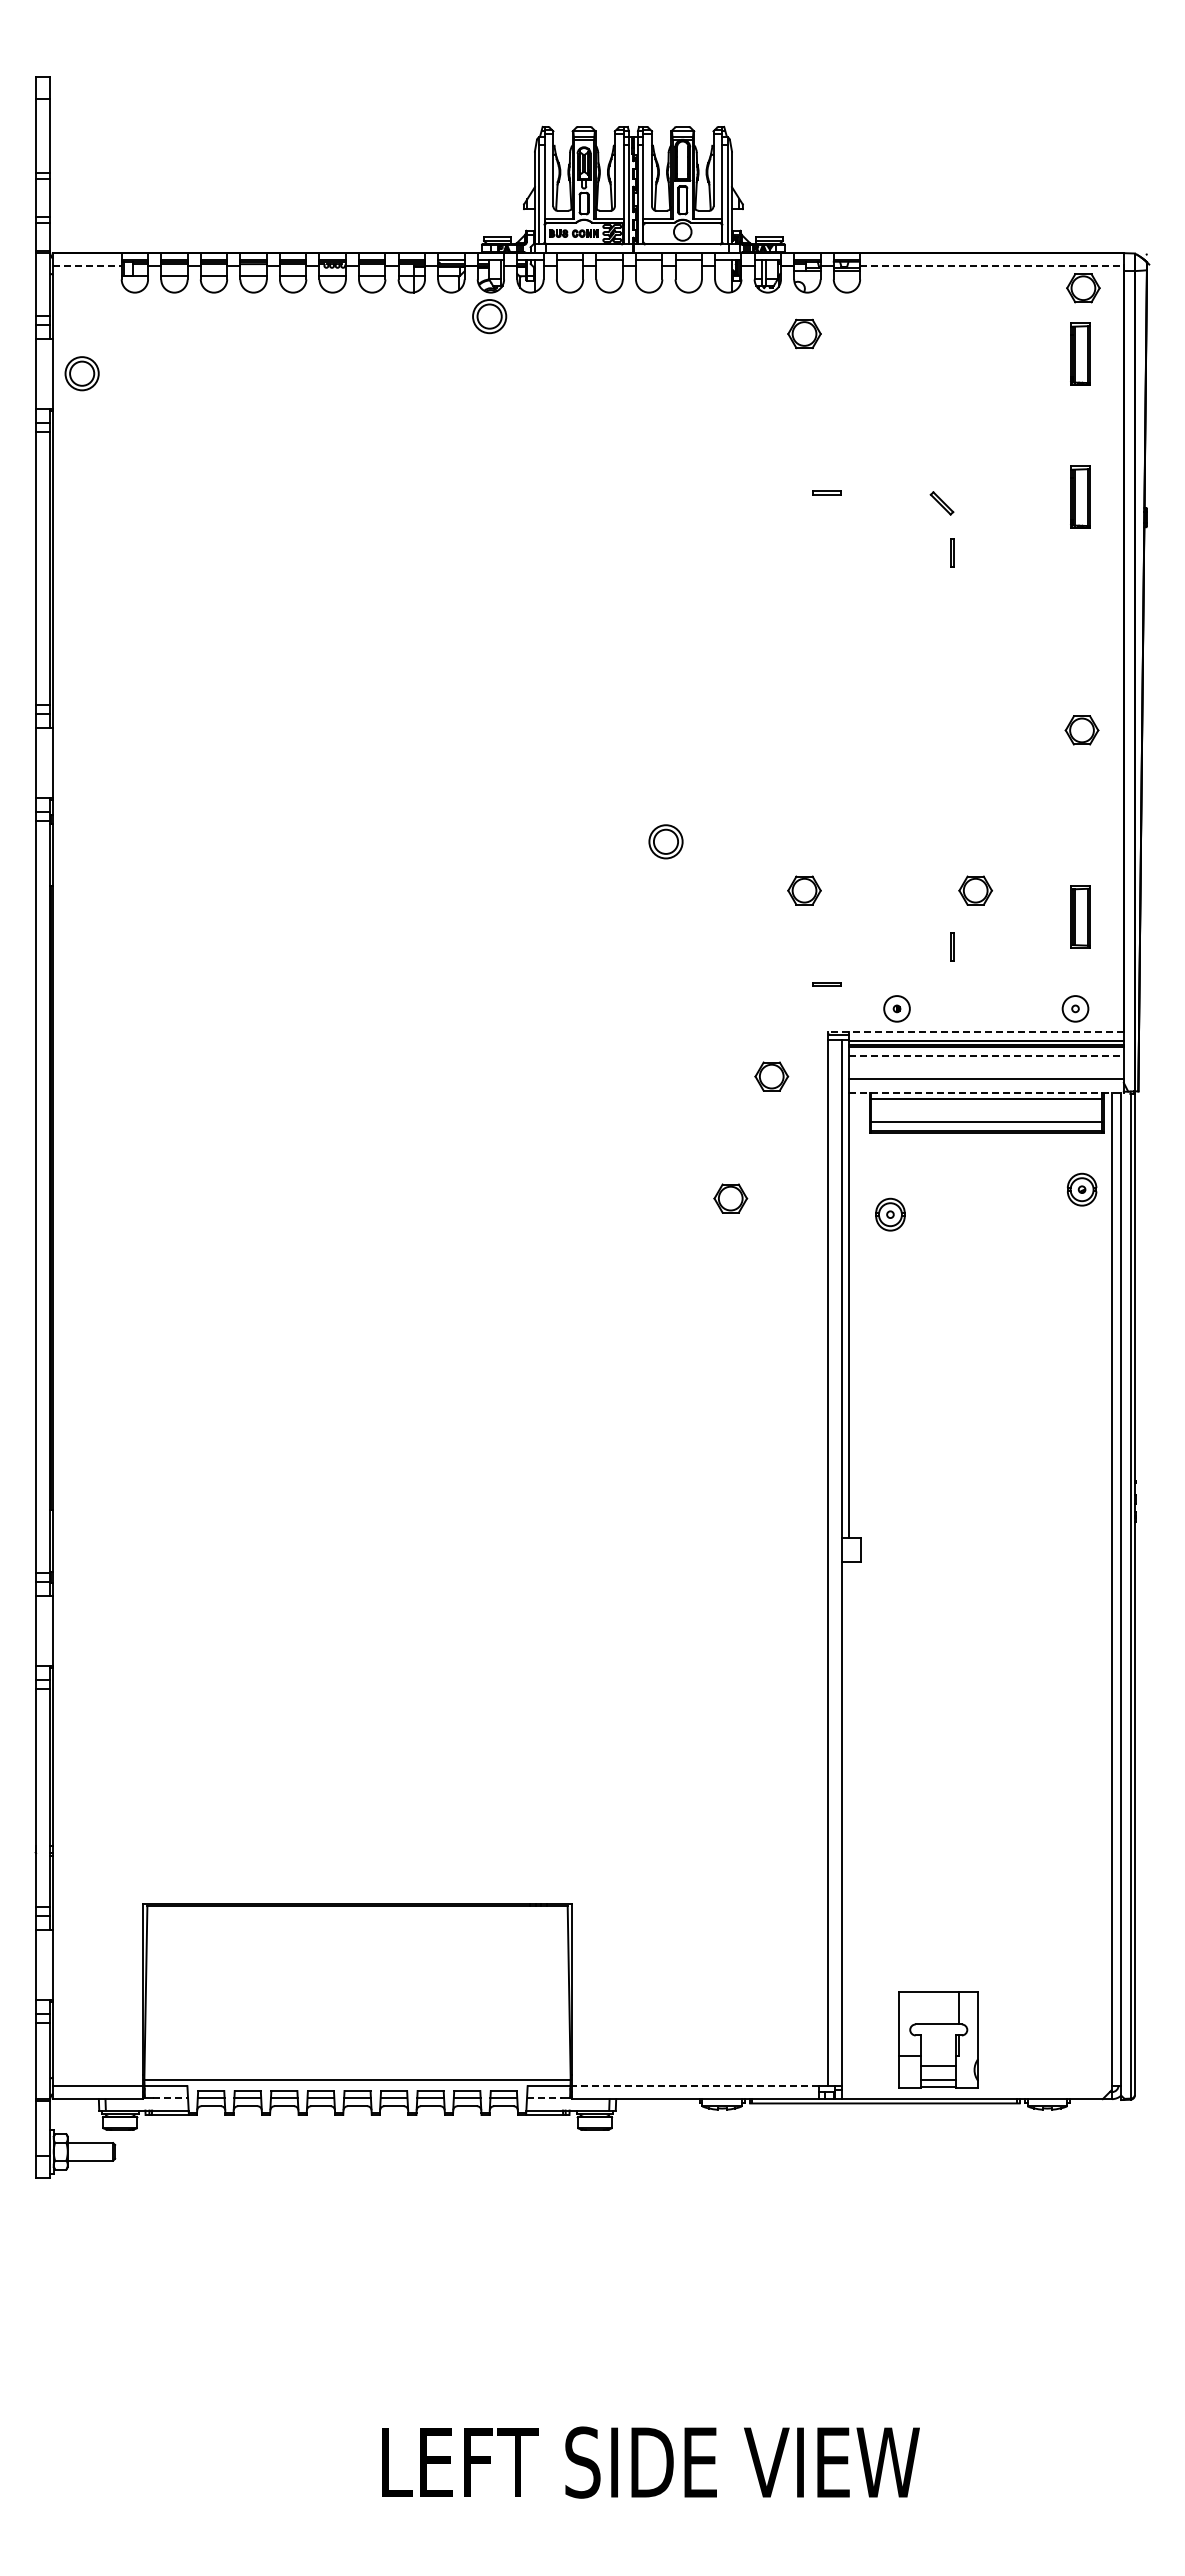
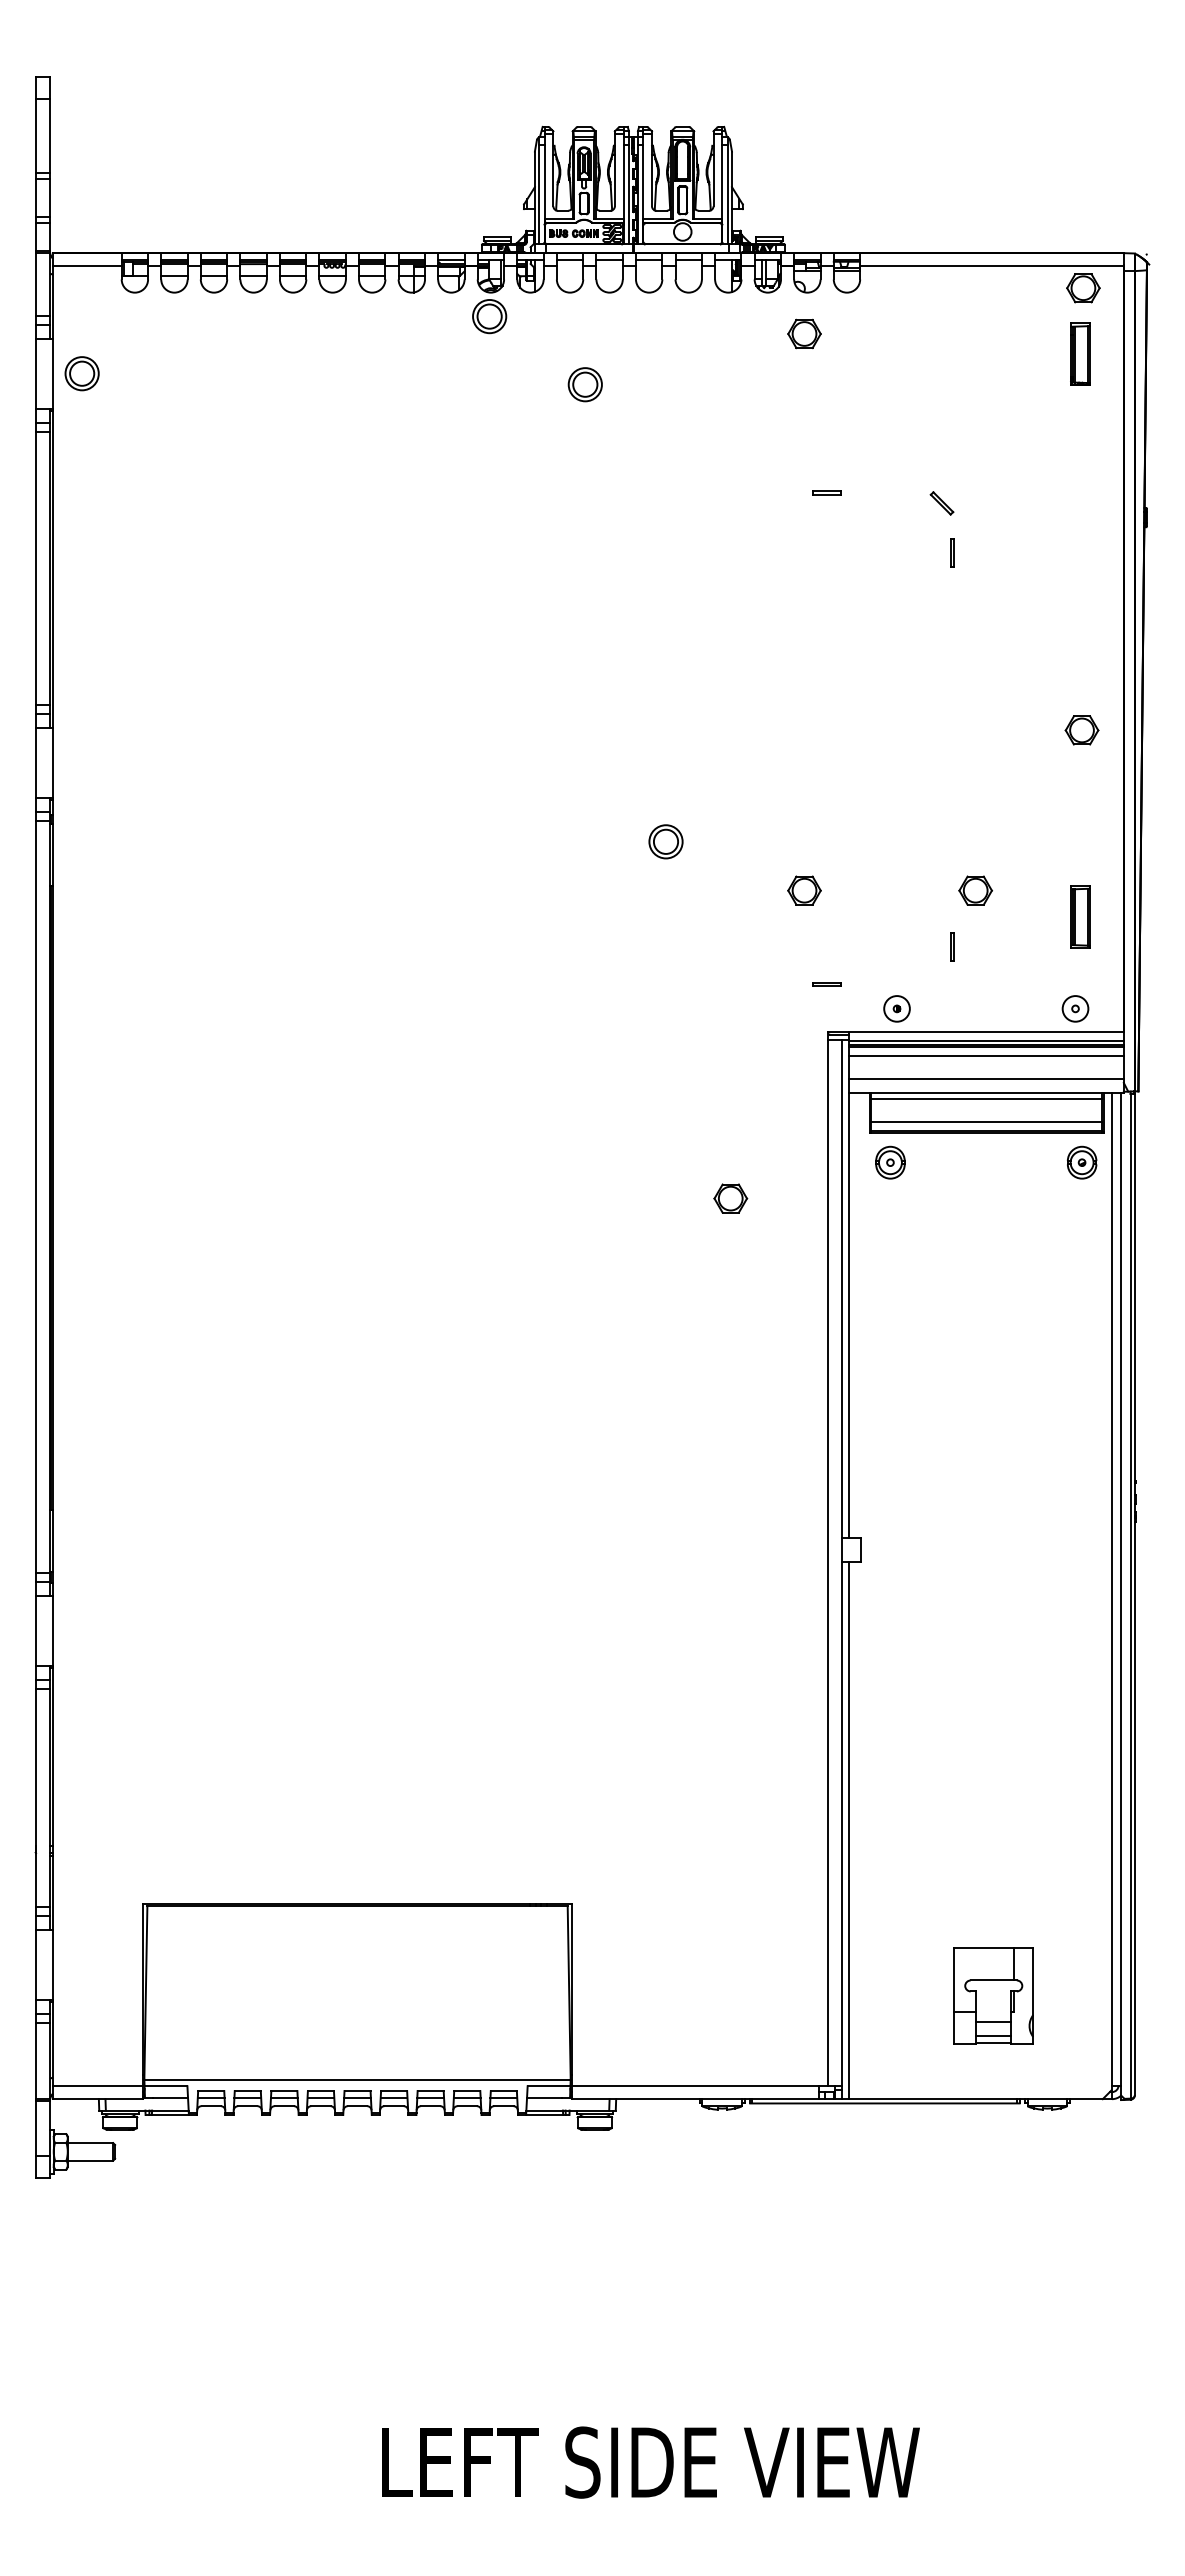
line: dashed -> solid (87, 266)
line: dashed -> solid (991, 266)
part: none -> present (584, 384)
part: present -> none (1080, 496)
line: dashed -> solid (975, 1031)
line: dashed -> solid (986, 1055)
part: present -> none (771, 1076)
line: dashed -> solid (986, 1092)
part position: (1082, 1189) -> (1082, 1162) (1082, 1162)
part position: (890, 1214) -> (890, 1162) (890, 1162)
line: none -> present (848, 1830)
part position: (938, 2039) -> (993, 1995) (993, 1995)
line: dashed -> solid (695, 2085)
line: dashed -> solid (170, 2097)
line: dashed -> solid (544, 2097)
